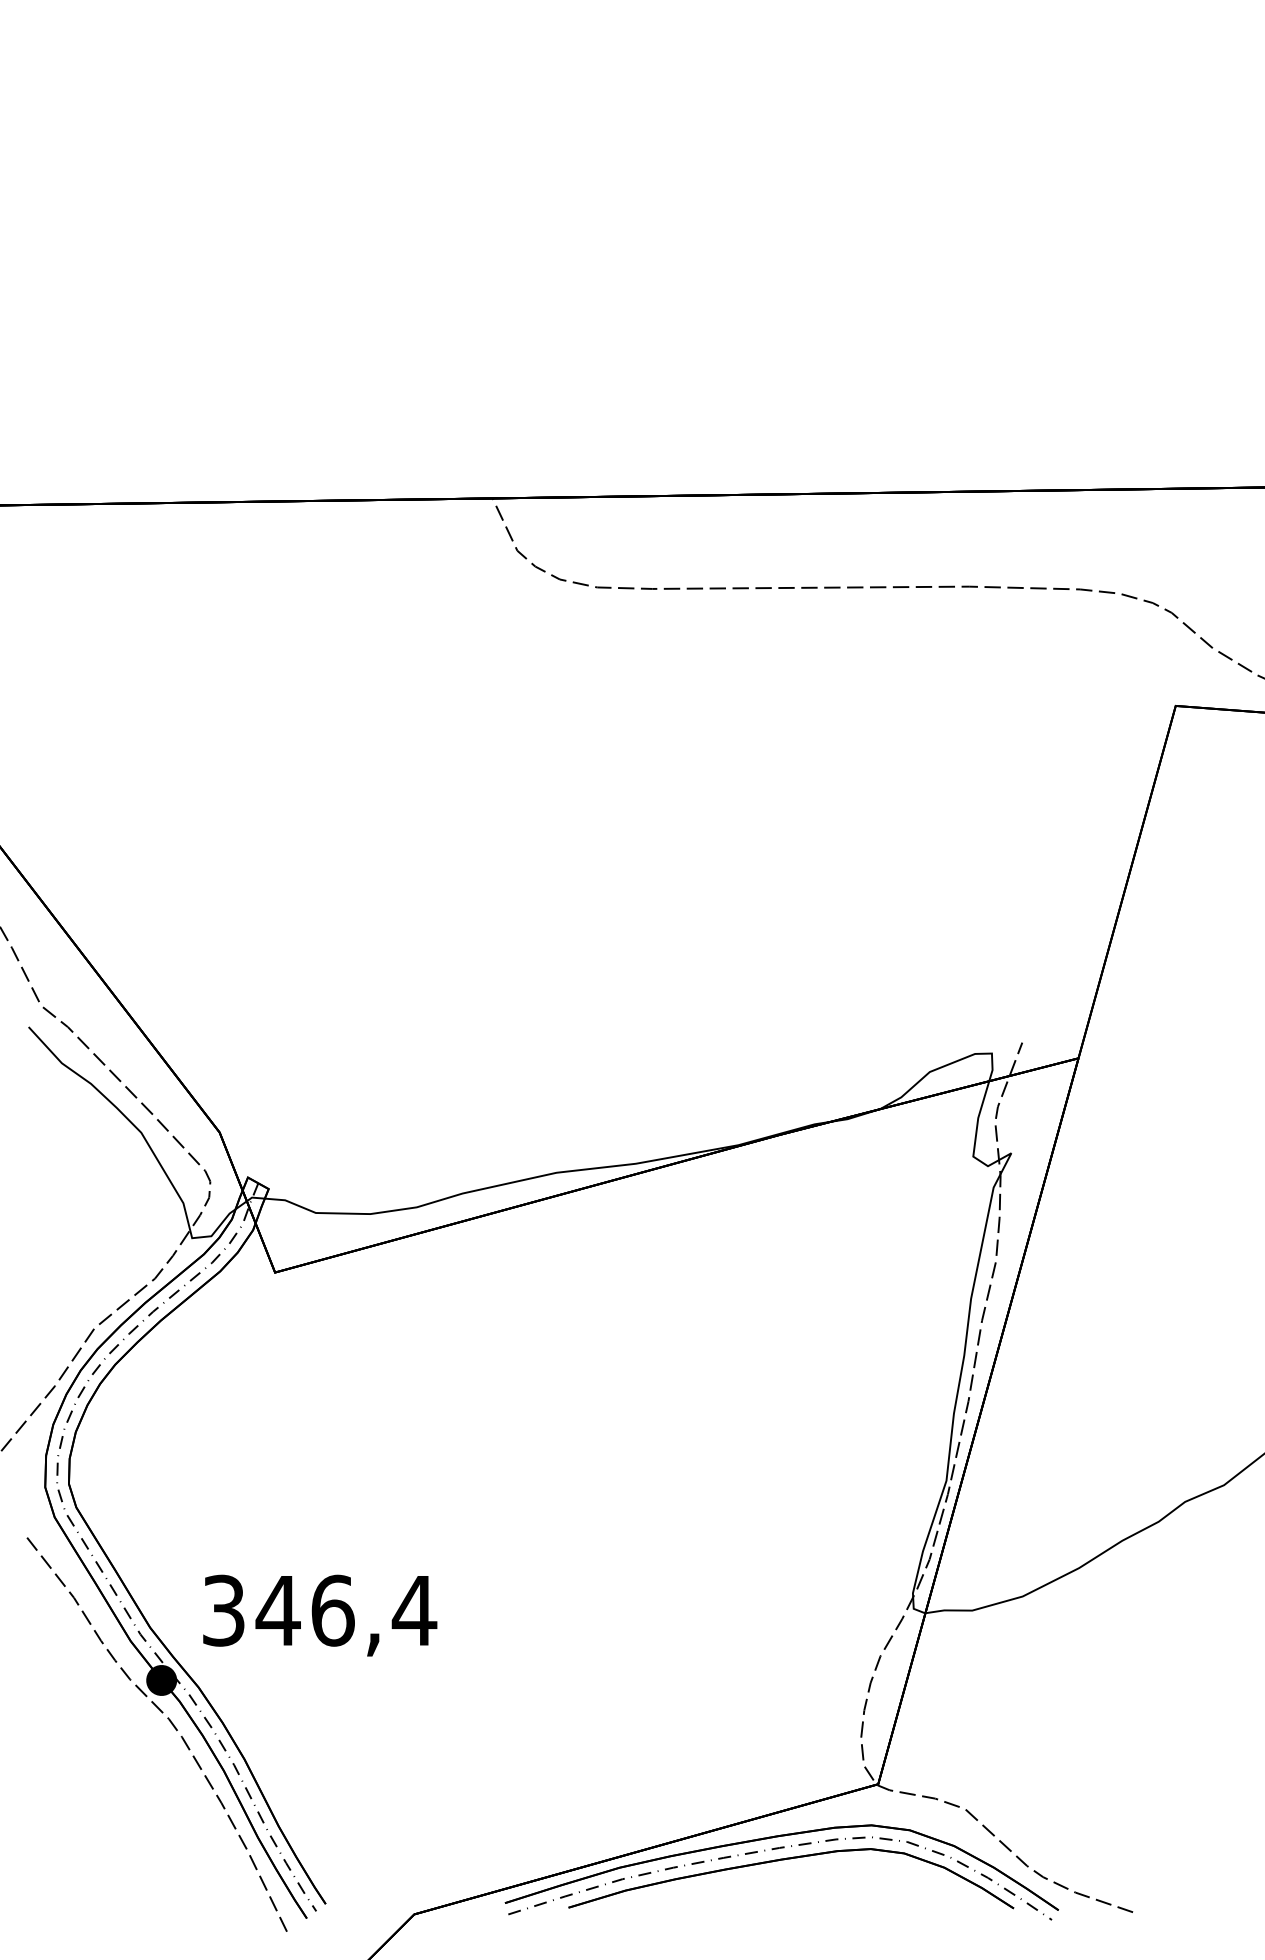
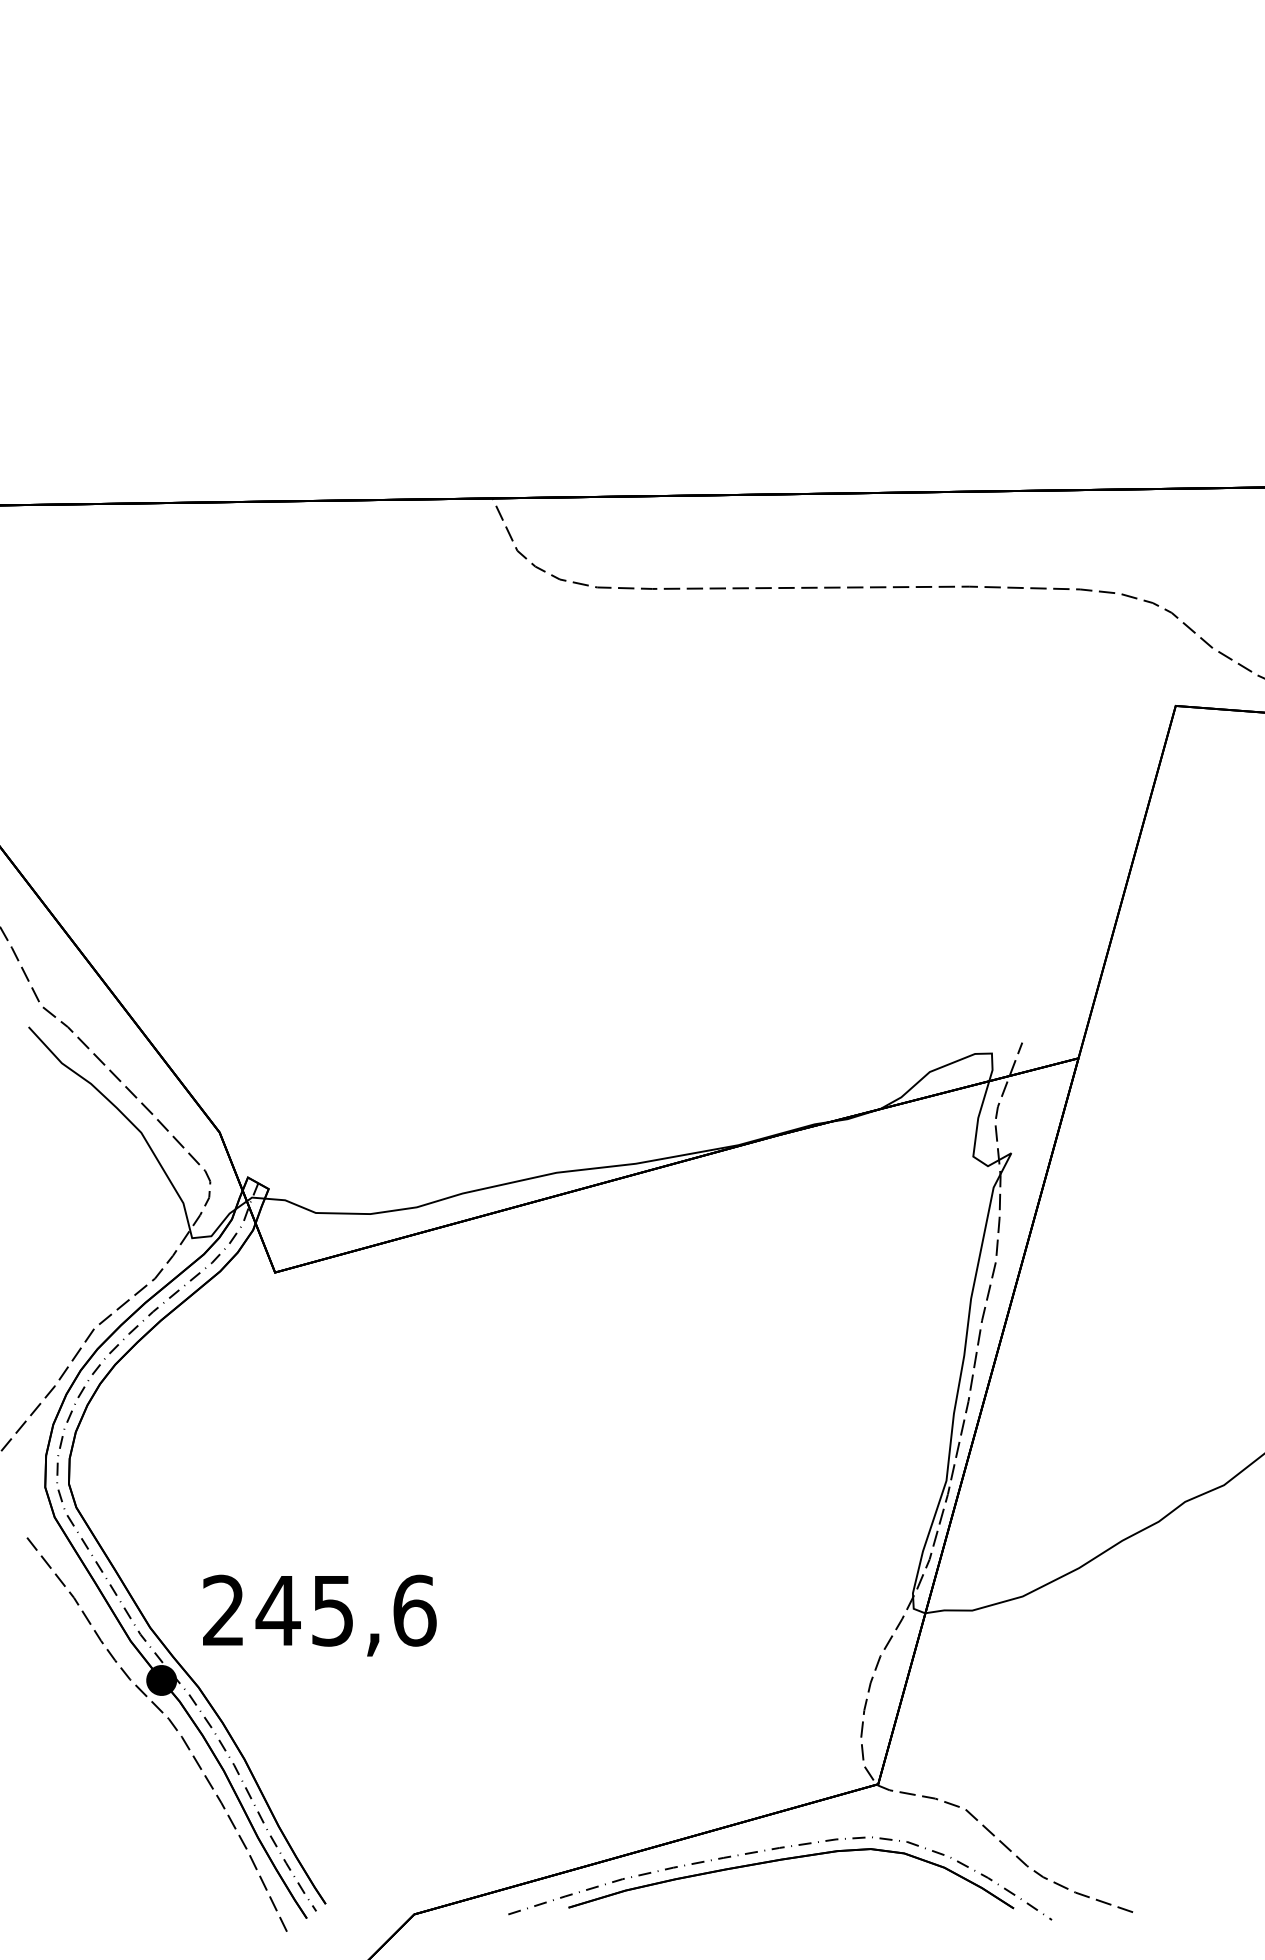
text: 346,4 -> 245,6 (320, 1610)
part: present -> none (778, 1837)
